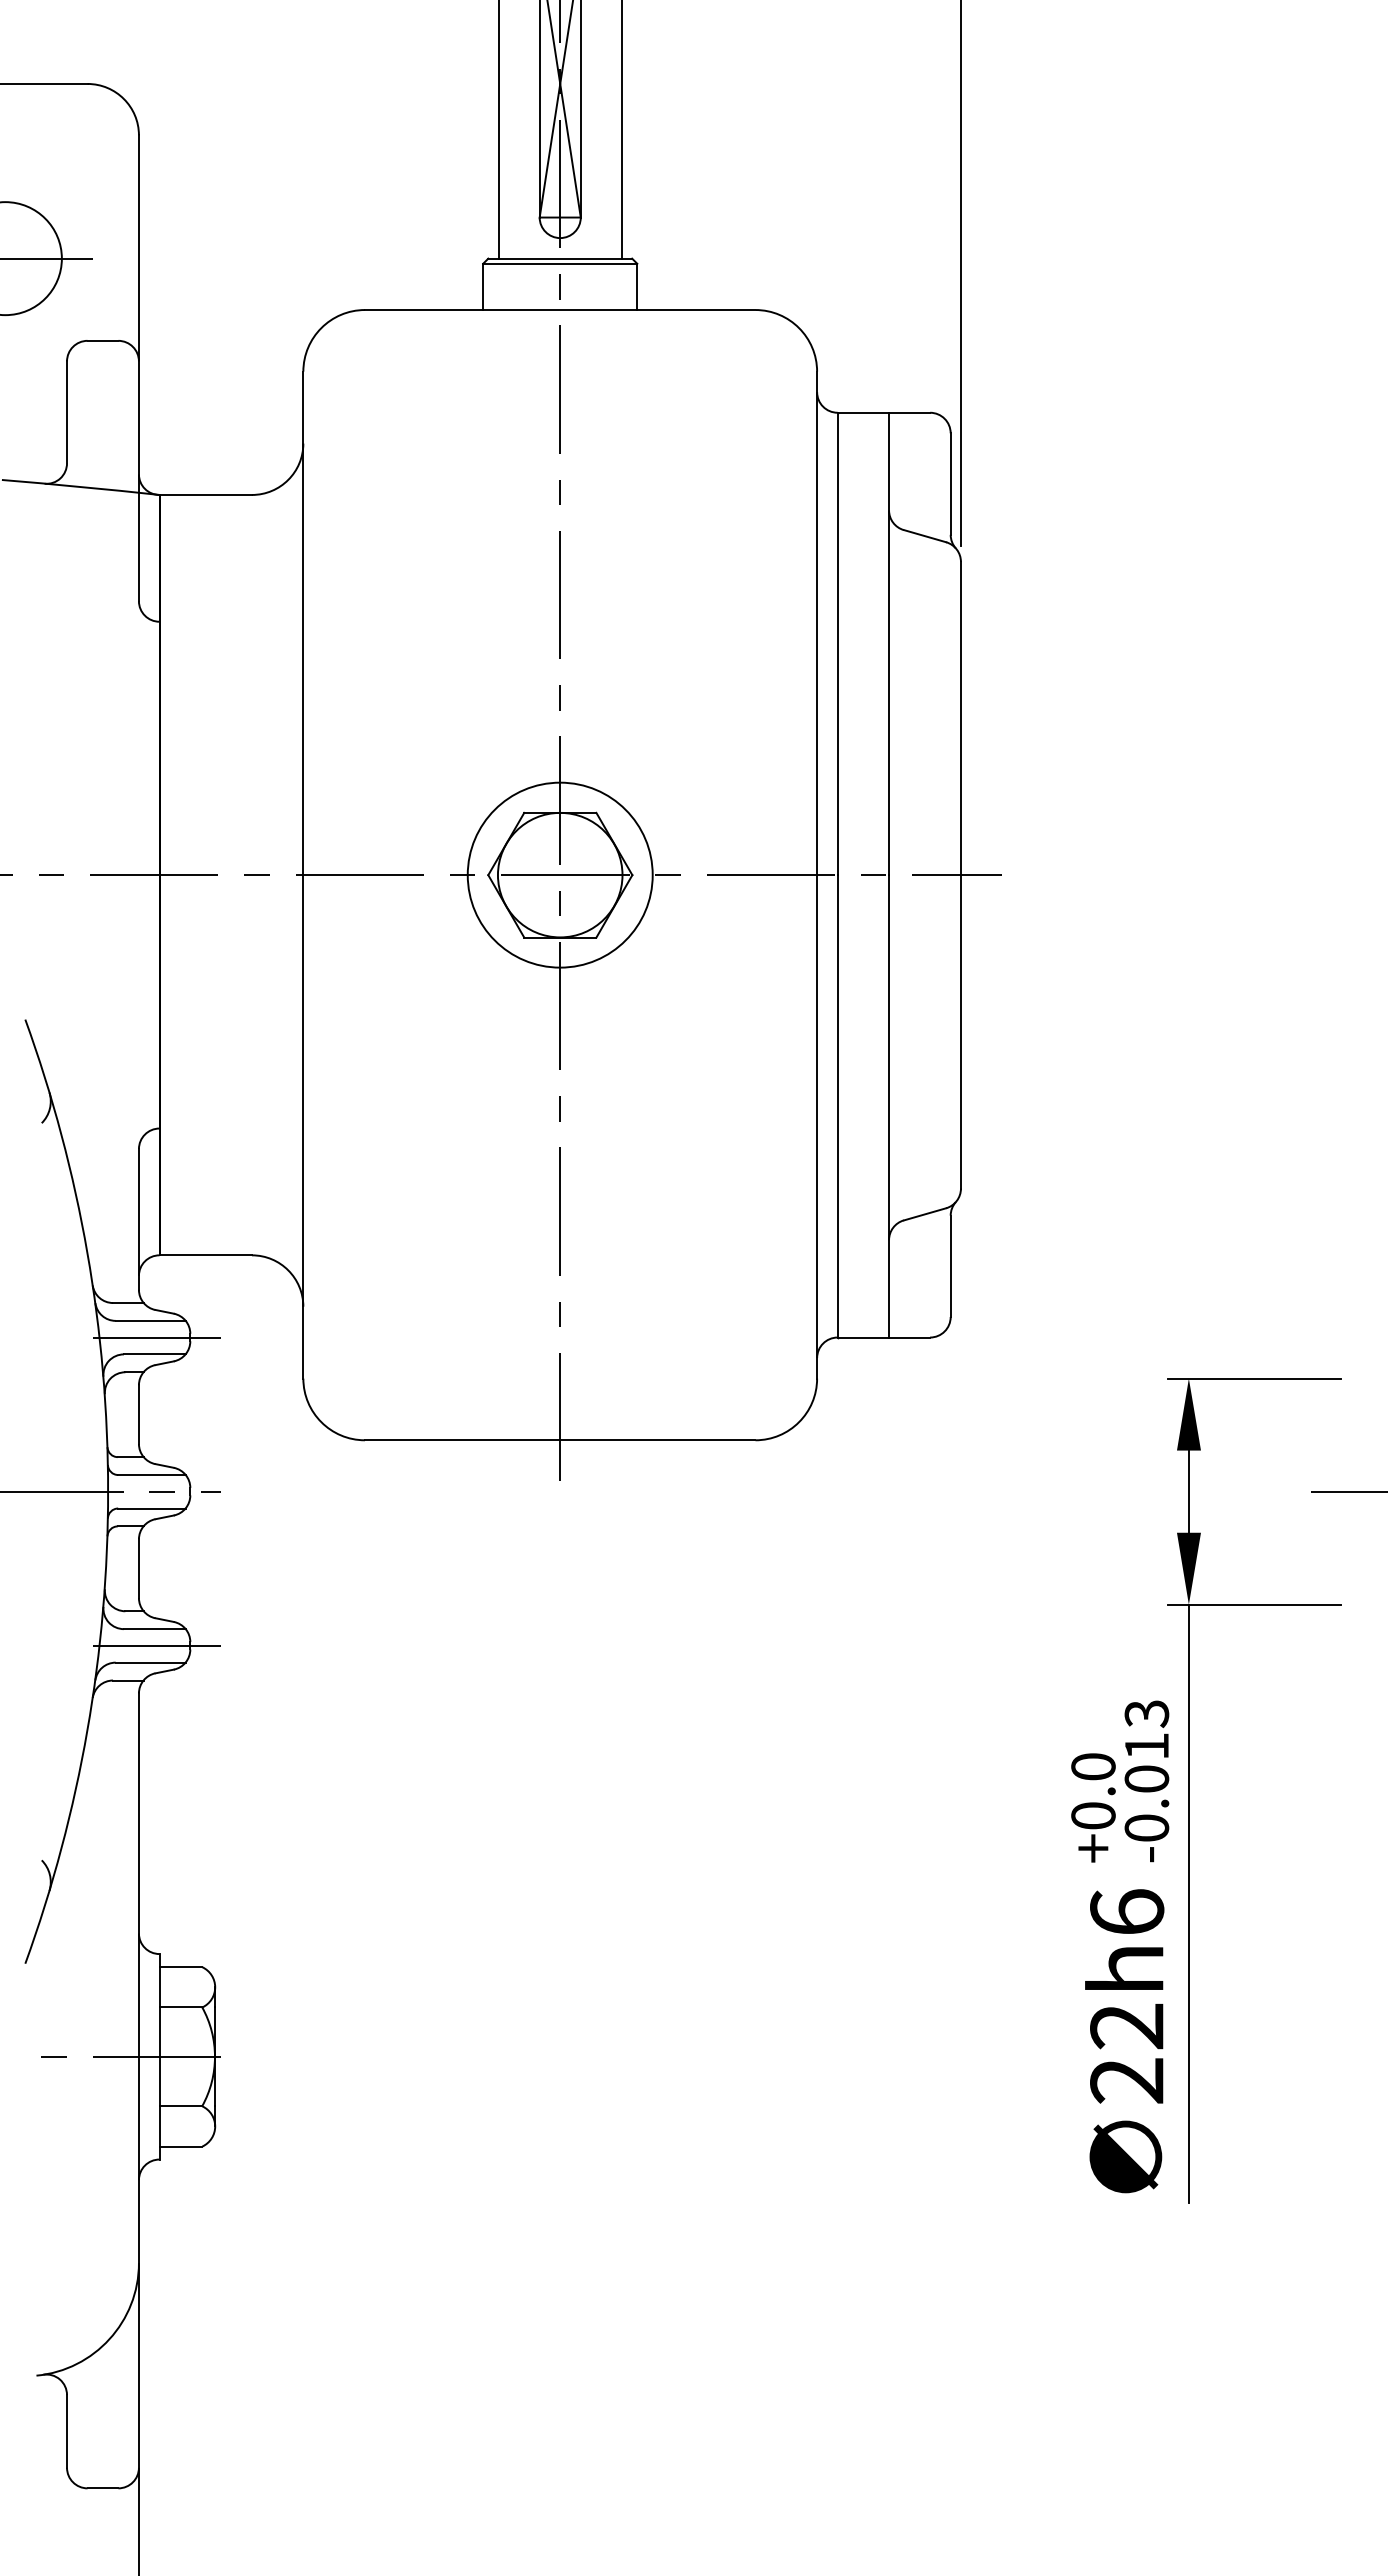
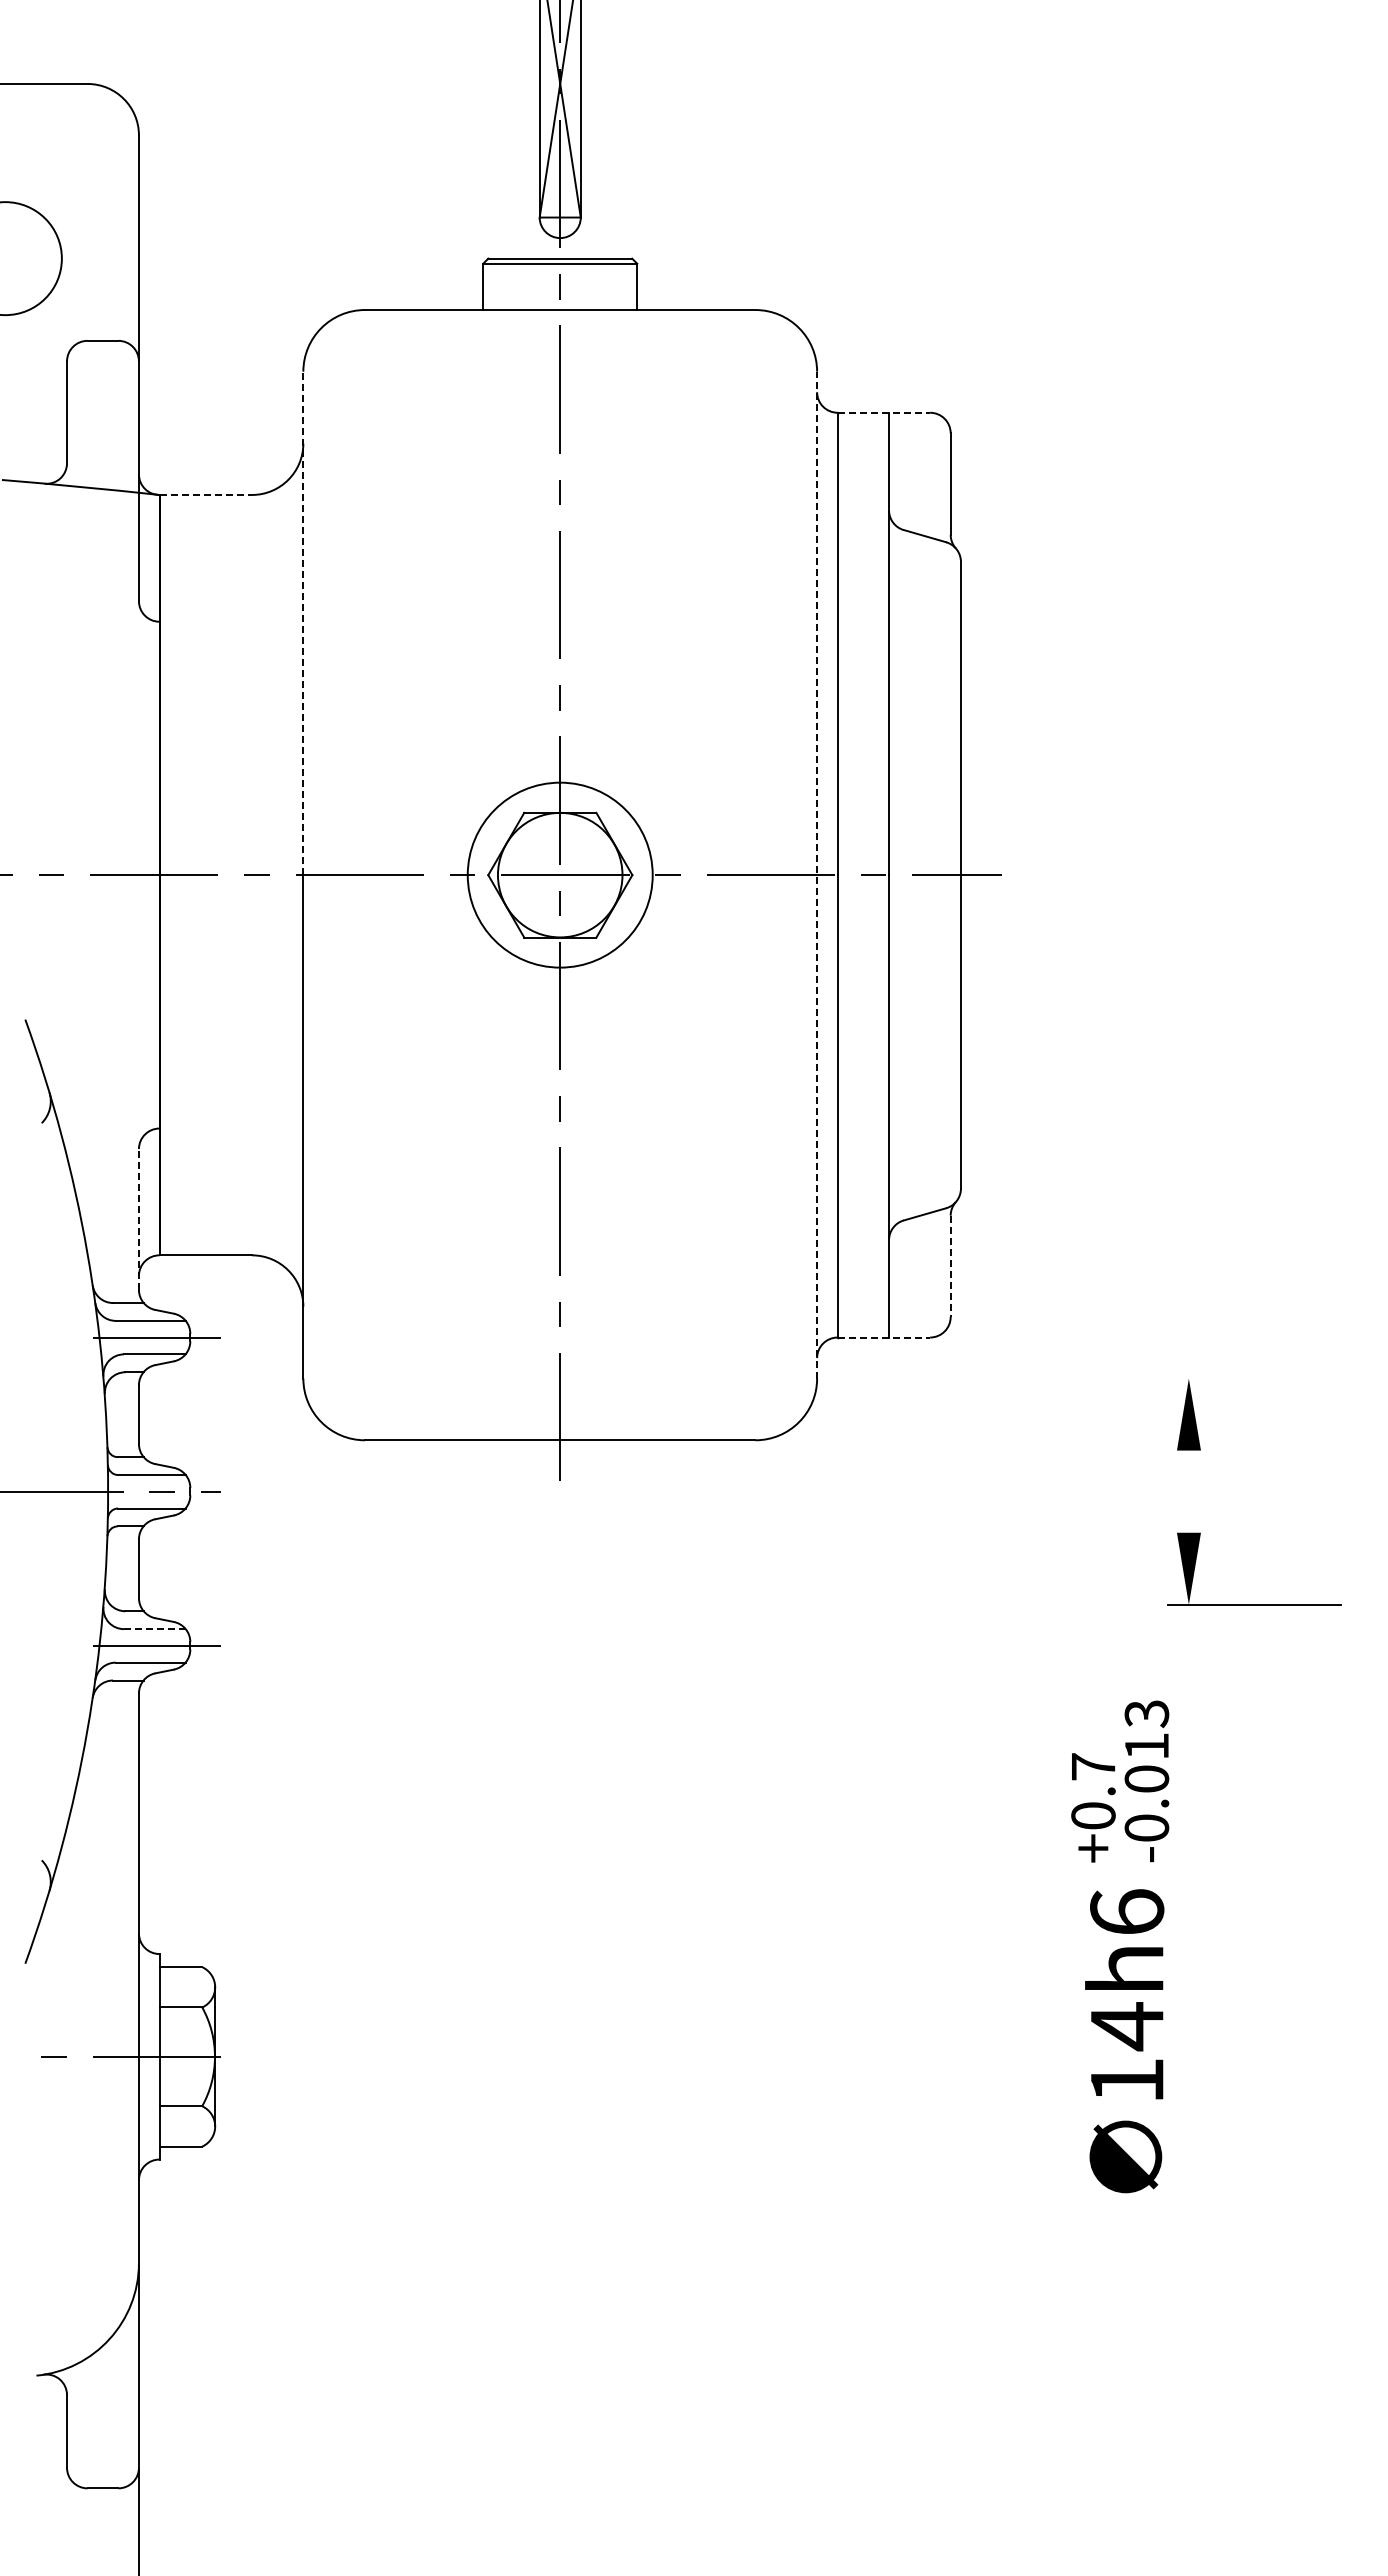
line: present -> none (498, 130)
line: present -> none (621, 130)
line: present -> none (47, 258)
line: present -> none (960, 273)
line: solid -> dashed (884, 412)
line: solid -> dashed (206, 494)
line: solid -> dashed (303, 623)
line: solid -> dashed (817, 874)
line: solid -> dashed (138, 1218)
line: solid -> dashed (950, 1266)
line: solid -> dashed (884, 1337)
line: present -> none (1254, 1378)
line: present -> none (1188, 1491)
line: present -> none (1347, 1491)
line: solid -> dashed (154, 1629)
text: +0.0 -> +0.7 (1093, 1766)
line: present -> none (1188, 1903)
text: 22h6 -> 14h6 (1126, 2052)
